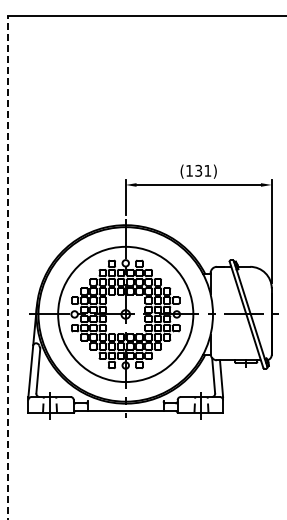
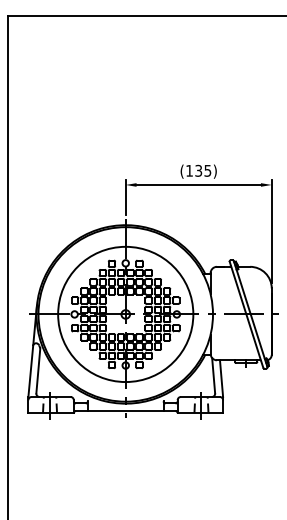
text: (131) -> (135) (207, 170)
line: dashed -> solid (8, 267)
